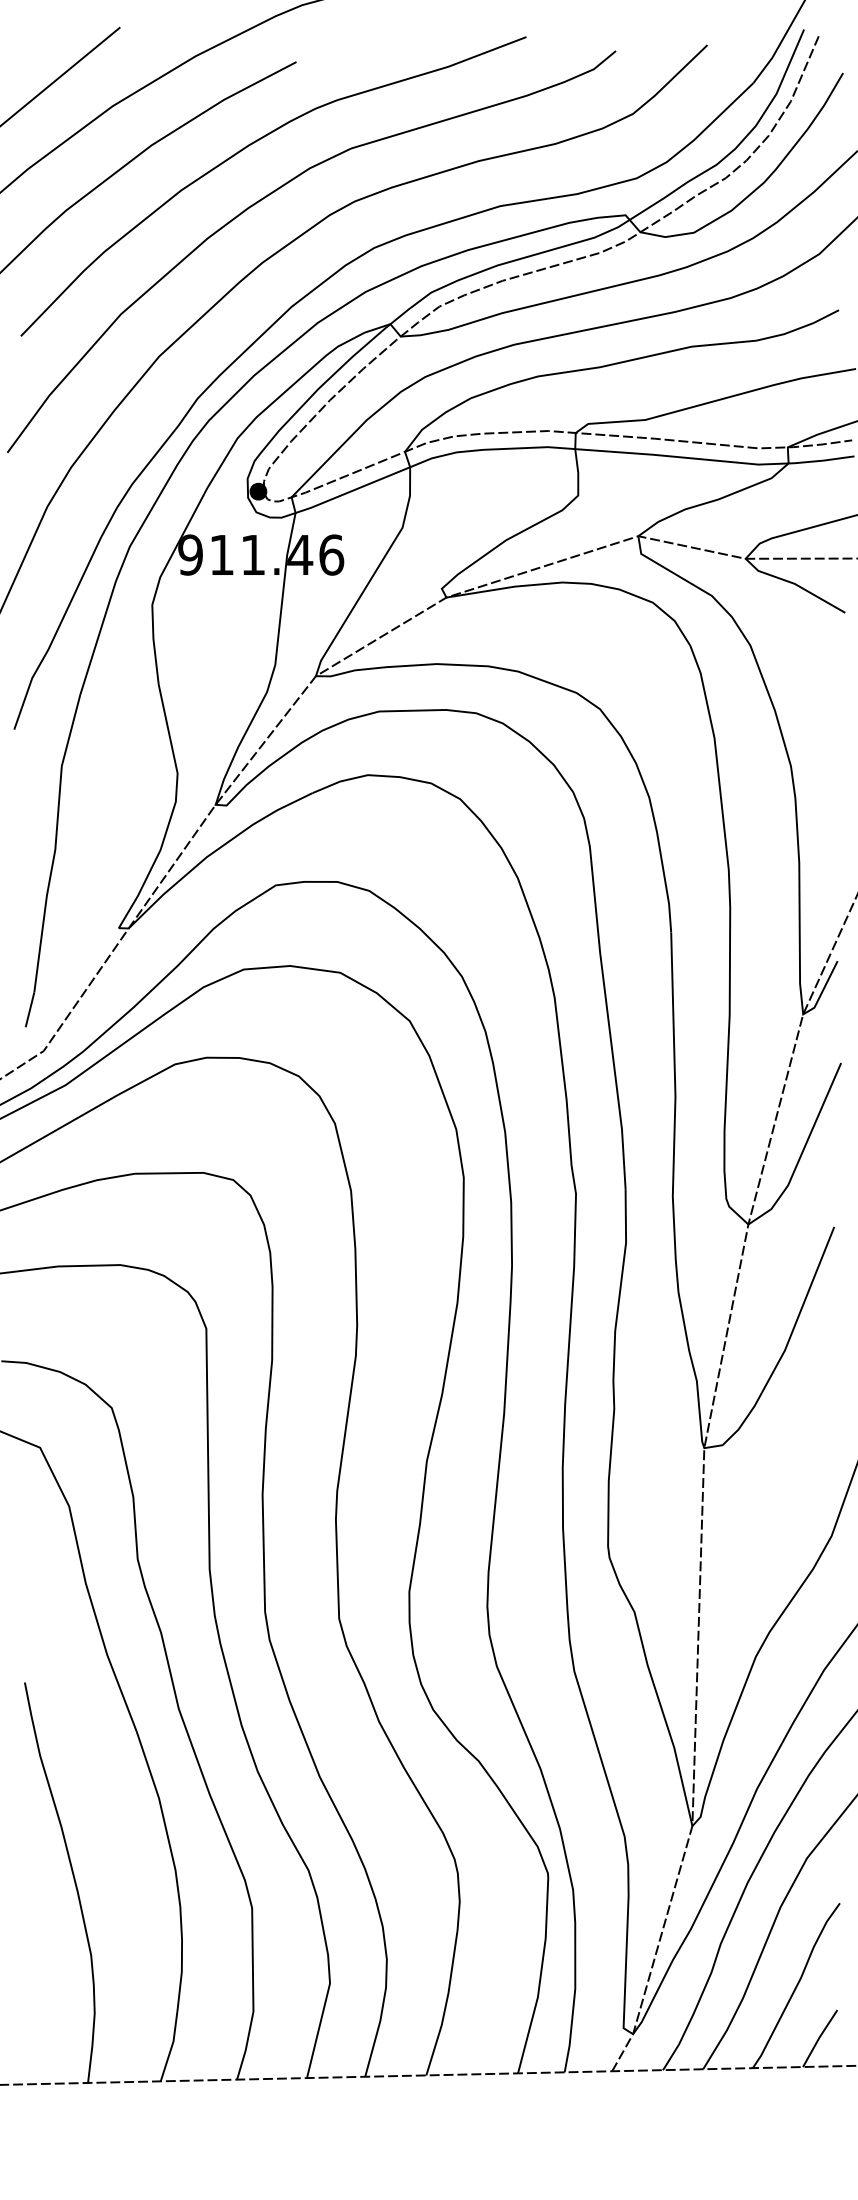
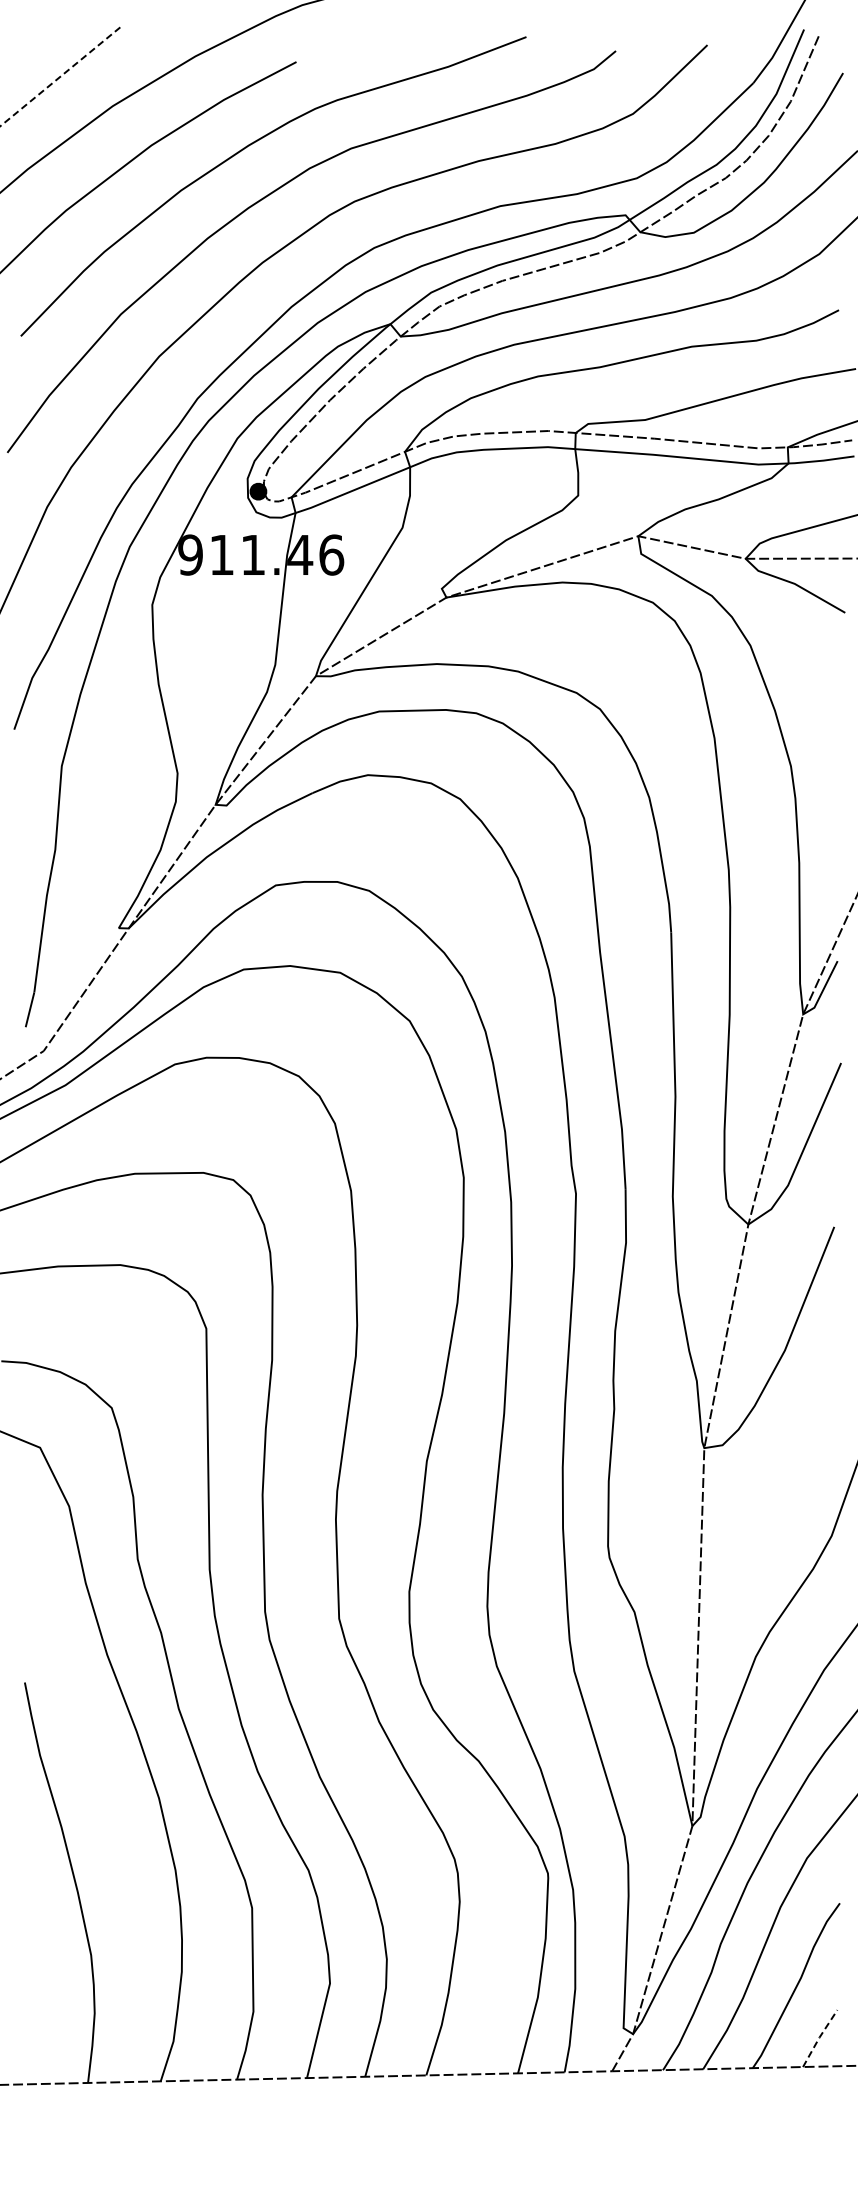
line: solid -> dashed (60, 76)
line: solid -> dashed (819, 2037)
